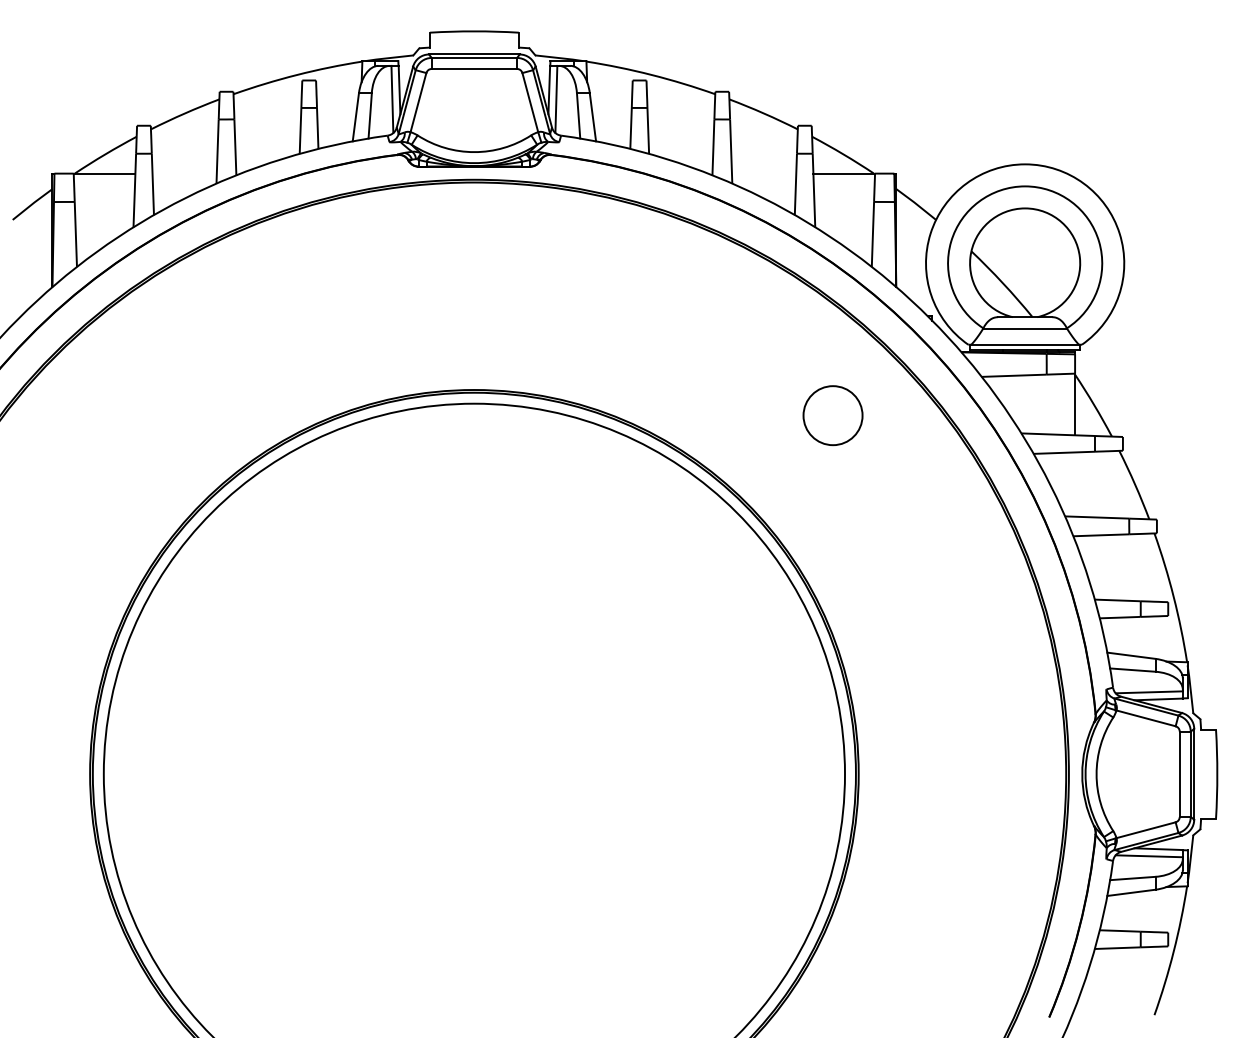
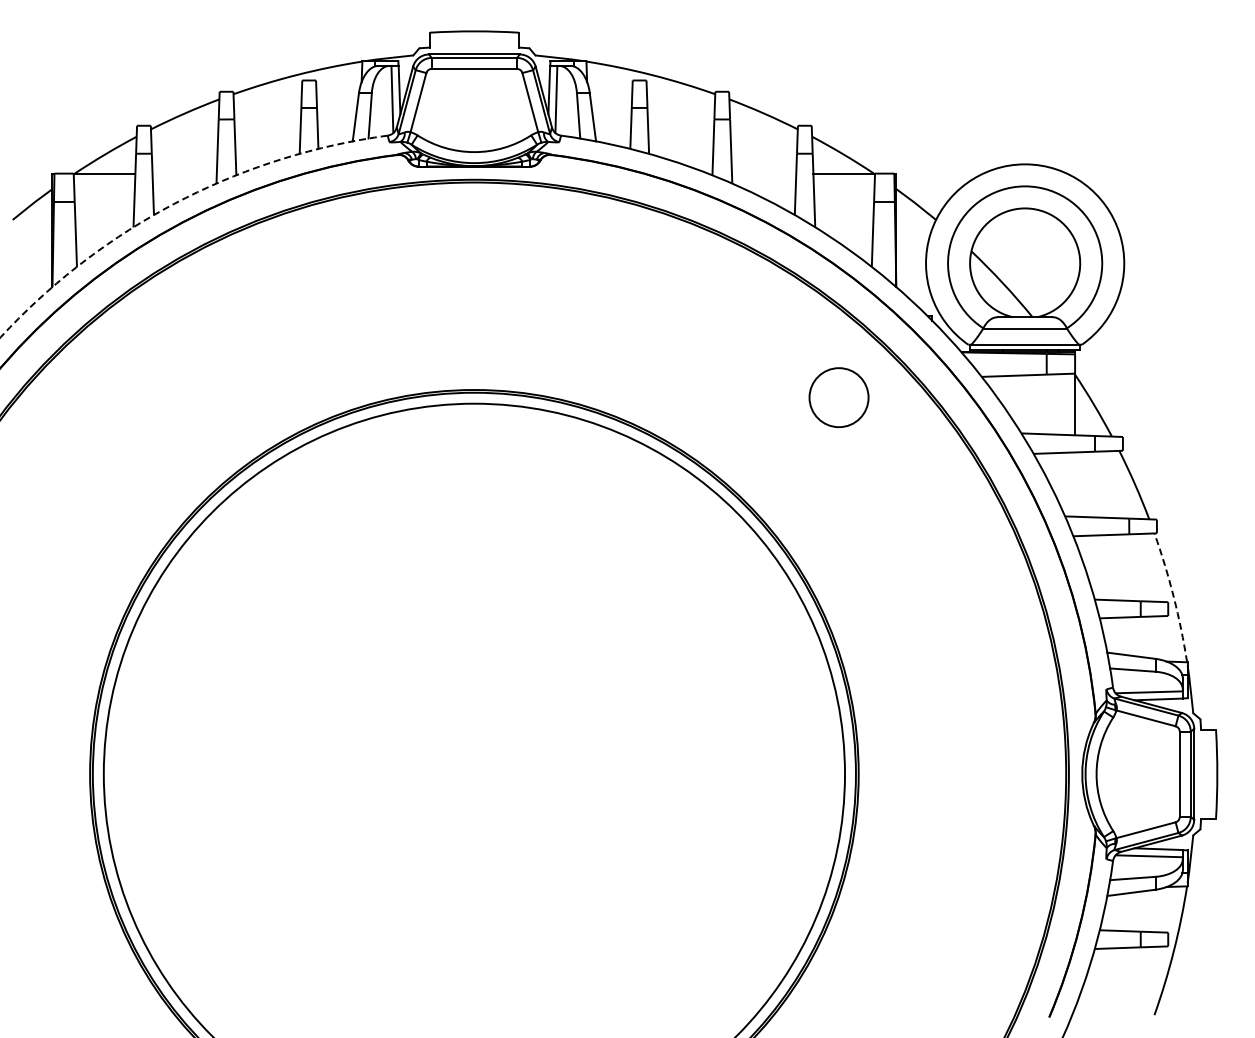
arc: solid -> dashed (182, 199)
circle position: (832, 415) -> (838, 397) (838, 397)
arc: solid -> dashed (1173, 597)
